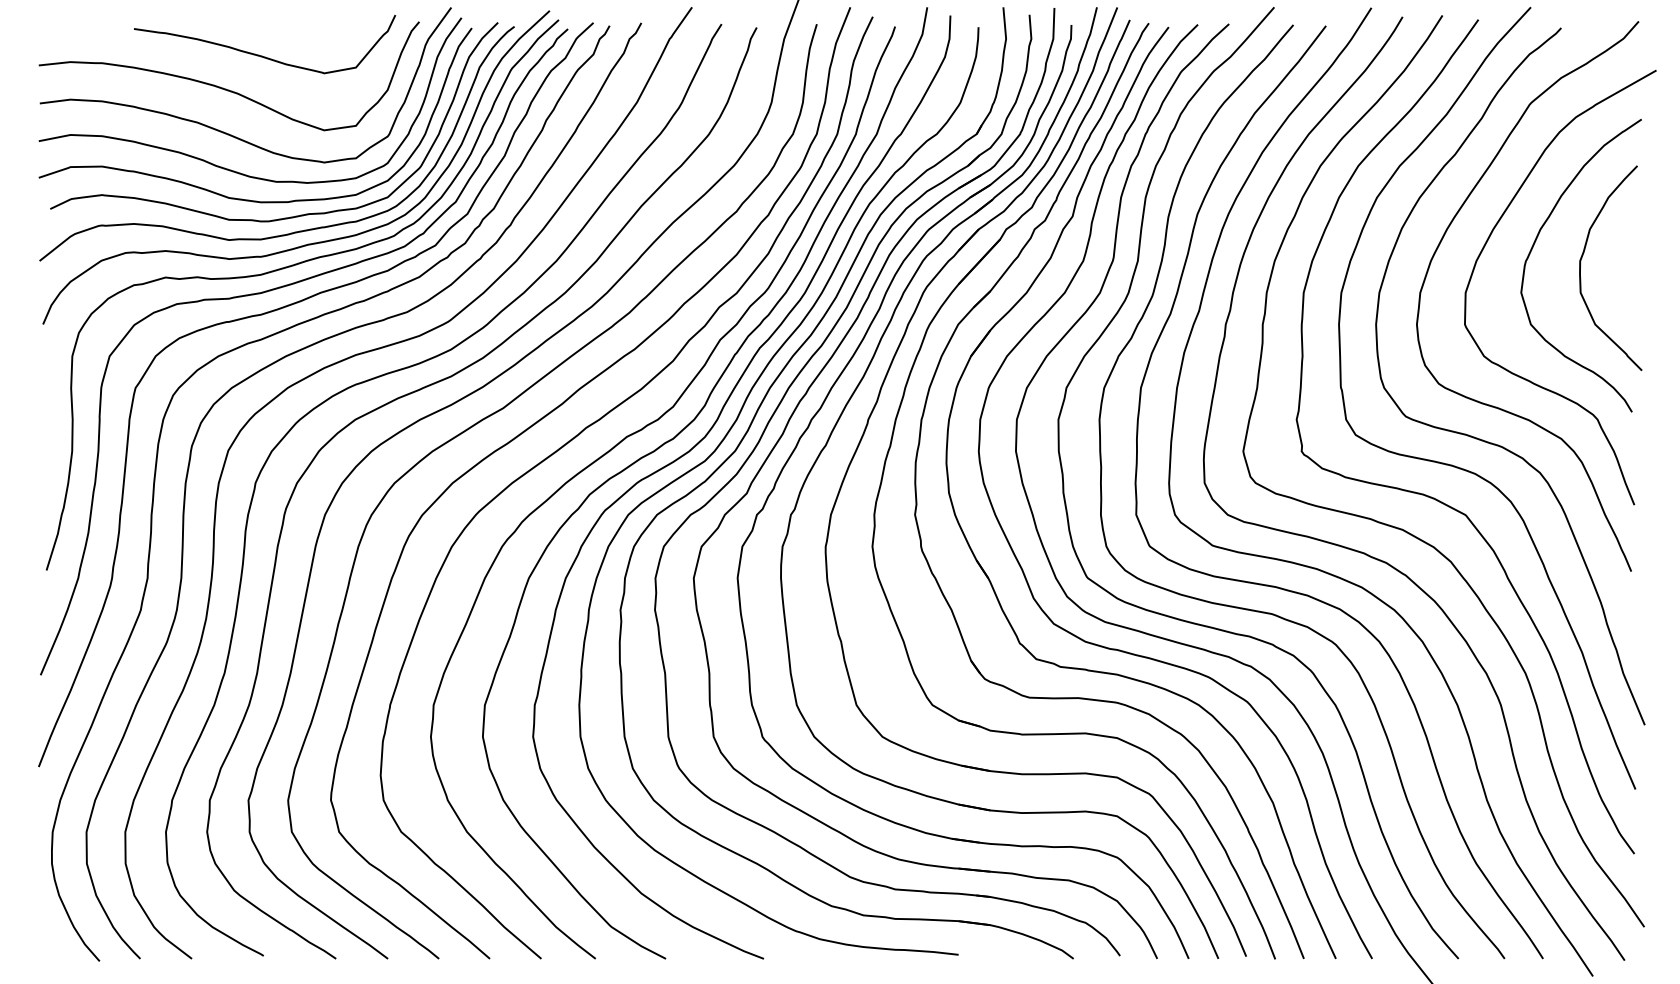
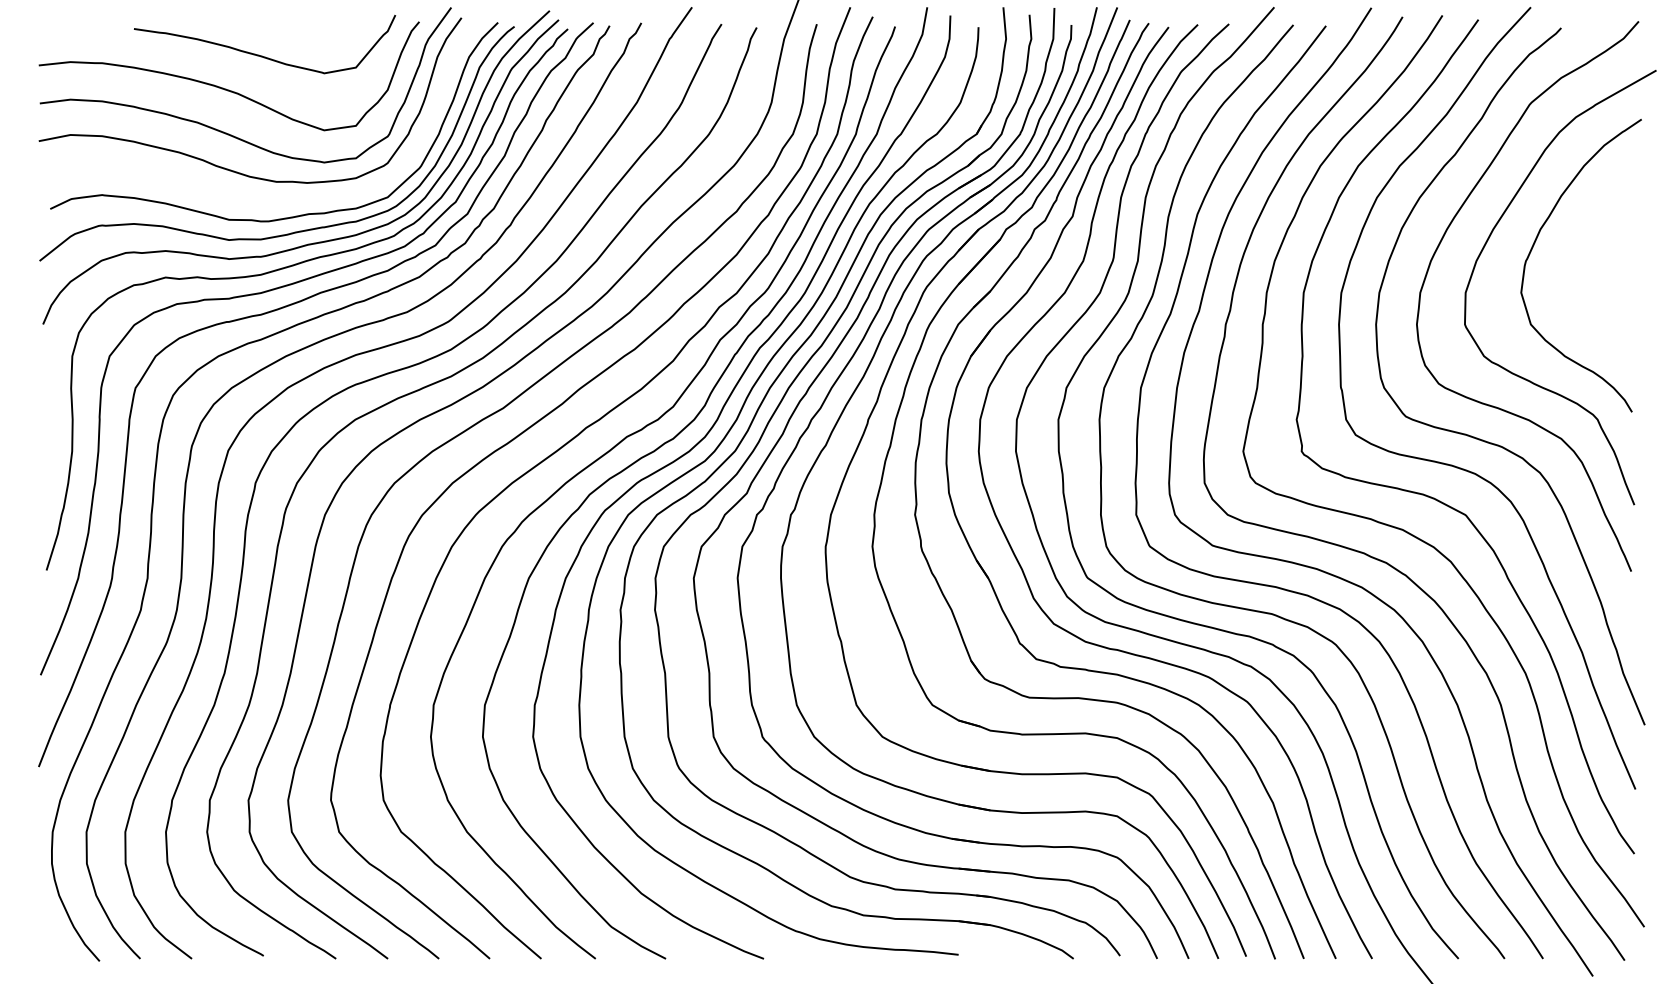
curve: present -> none (242, 198)
curve: present -> none (1581, 262)
